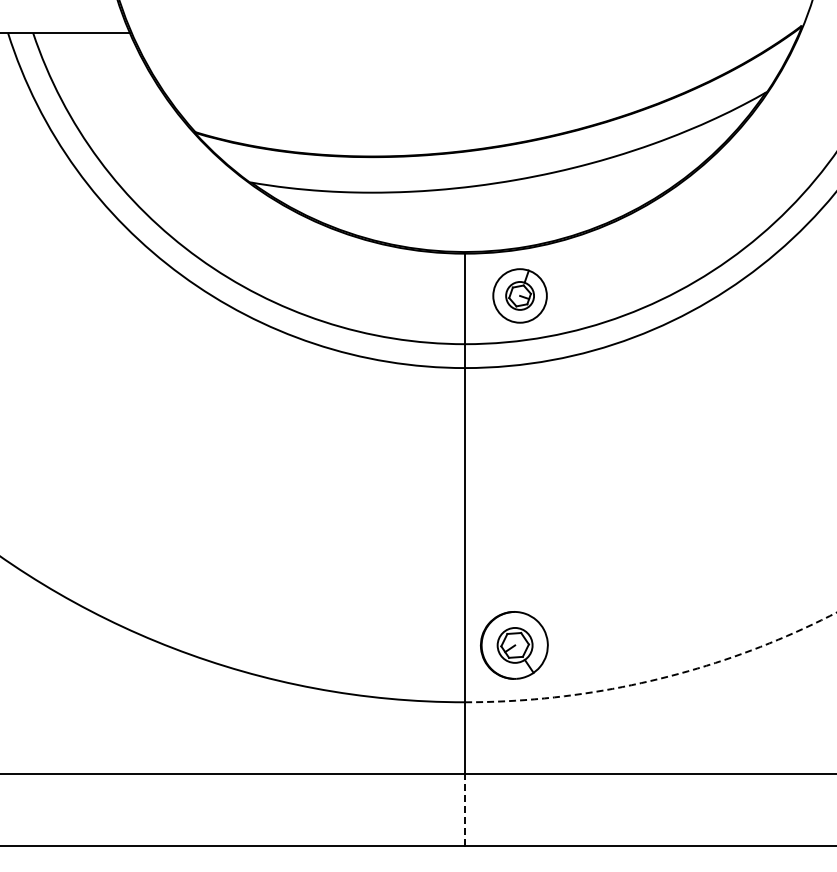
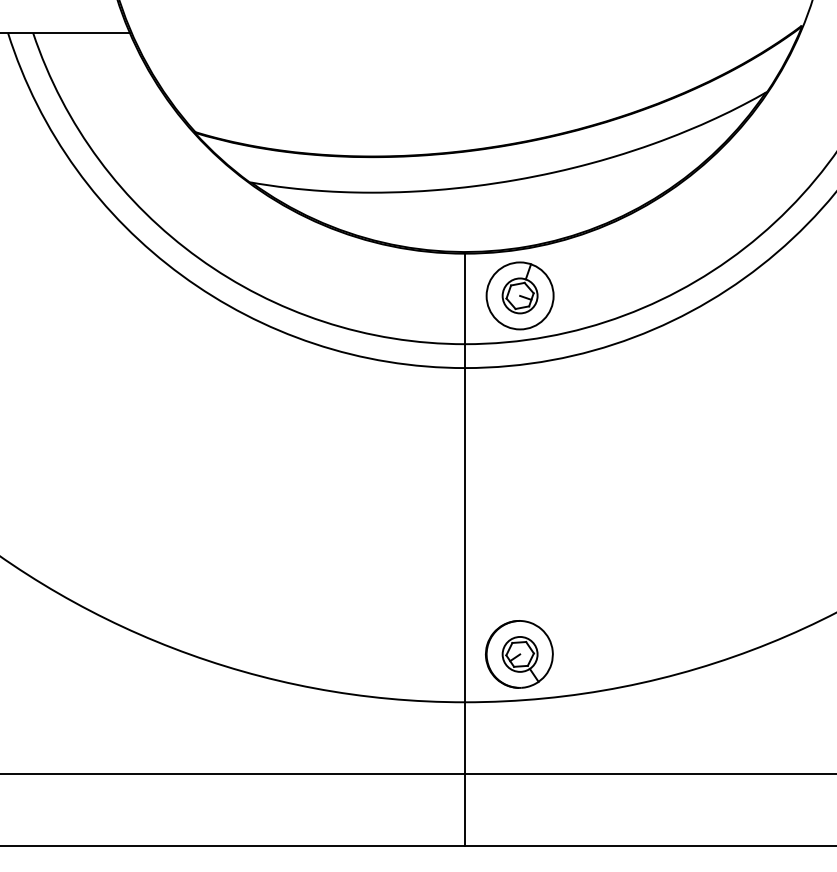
part size: 56x56 px -> 70x70 px (519, 295)
part position: (514, 645) -> (519, 654) (519, 654)
arc: dashed -> solid (658, 679)
line: dashed -> solid (465, 809)
